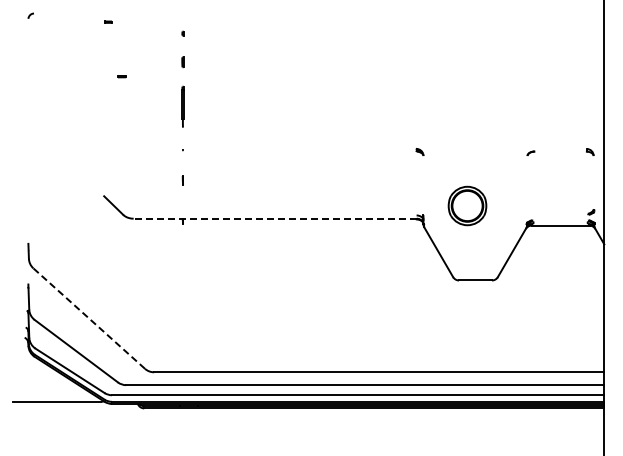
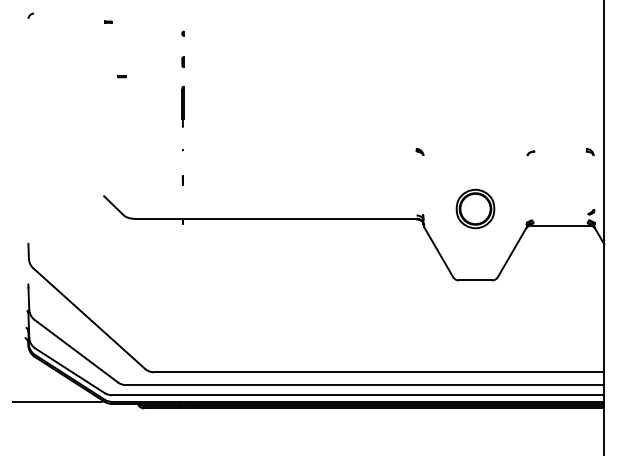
part position: (467, 205) -> (475, 208) (475, 208)
line: dashed -> solid (275, 218)
line: dashed -> solid (88, 318)
